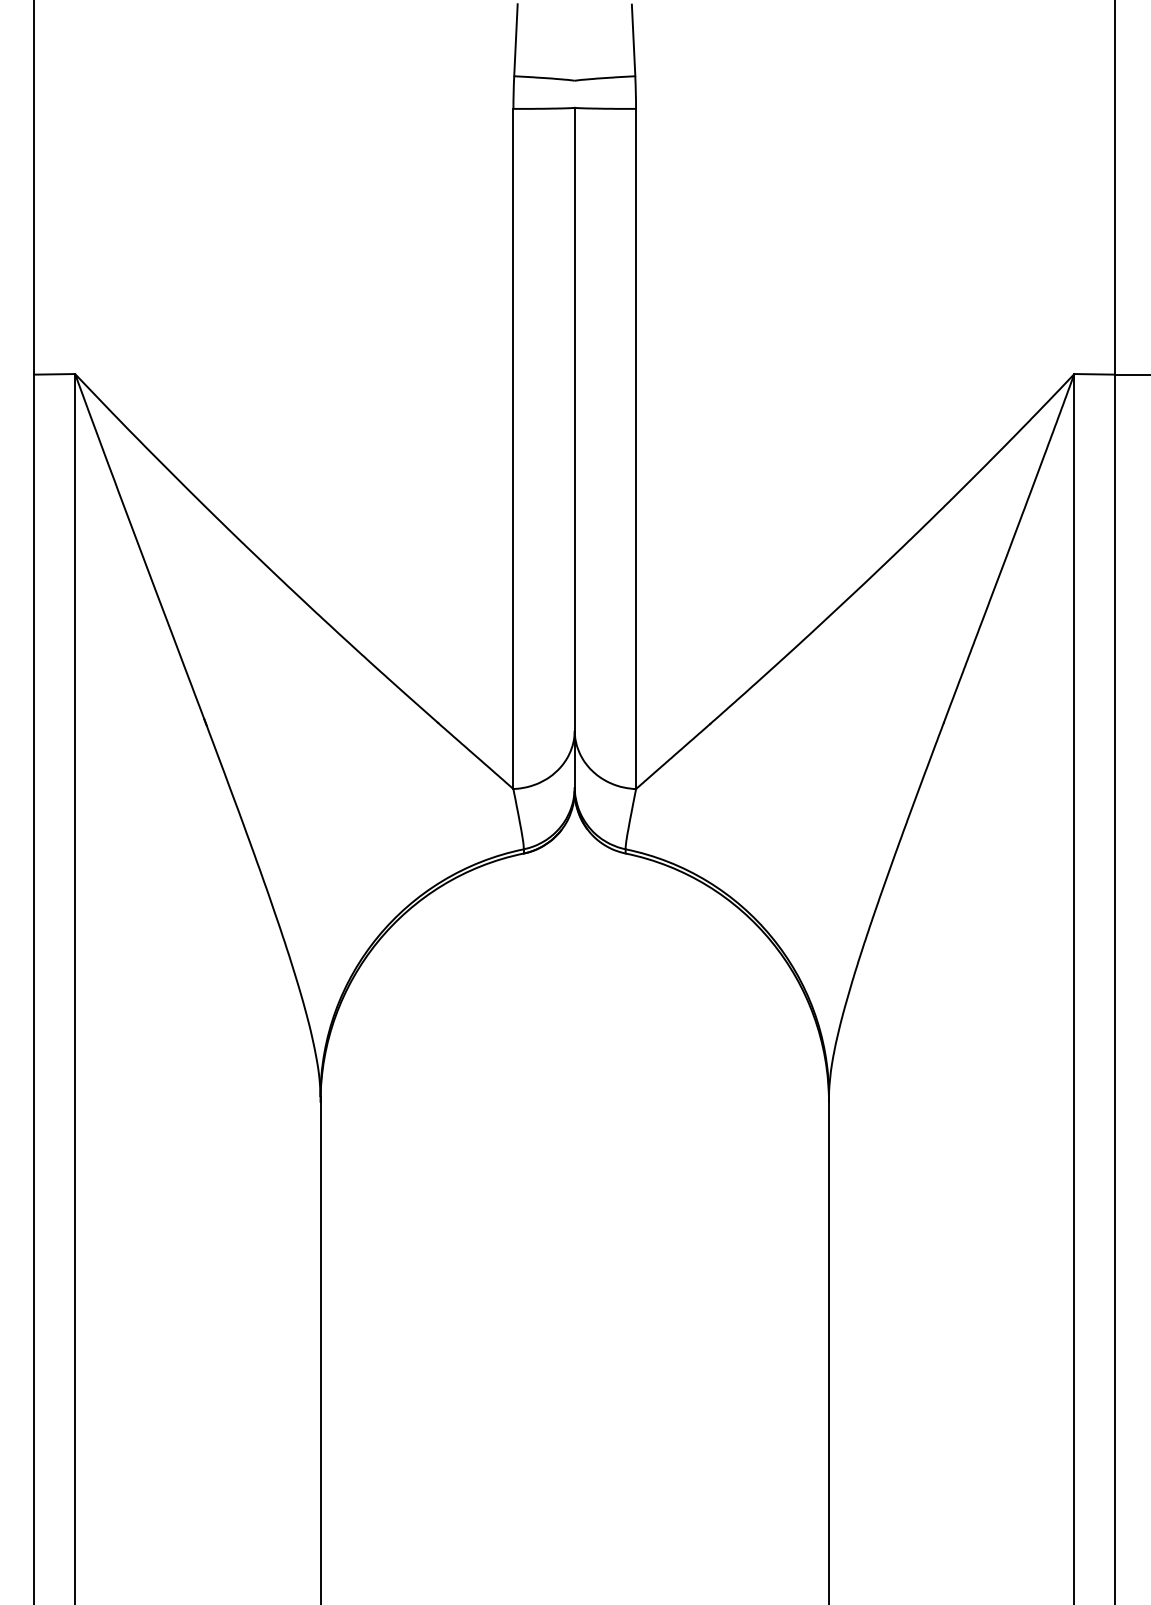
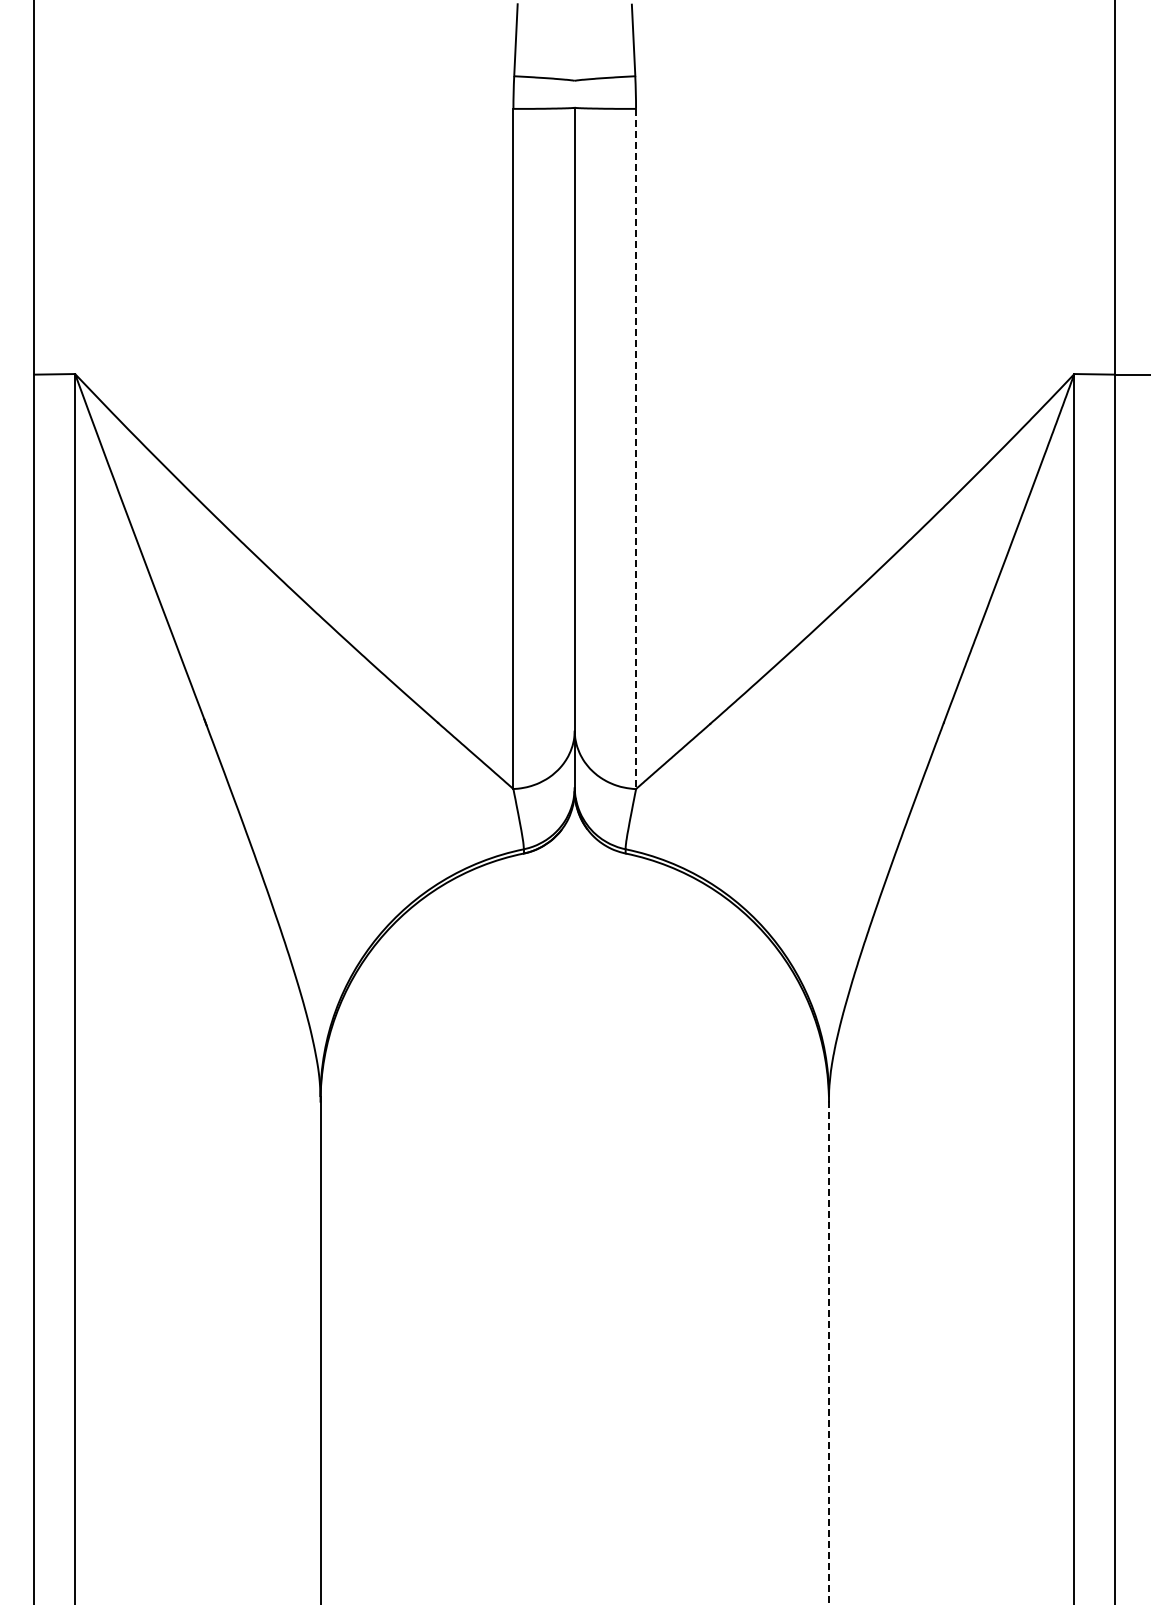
line: solid -> dashed (636, 449)
line: solid -> dashed (829, 1350)
